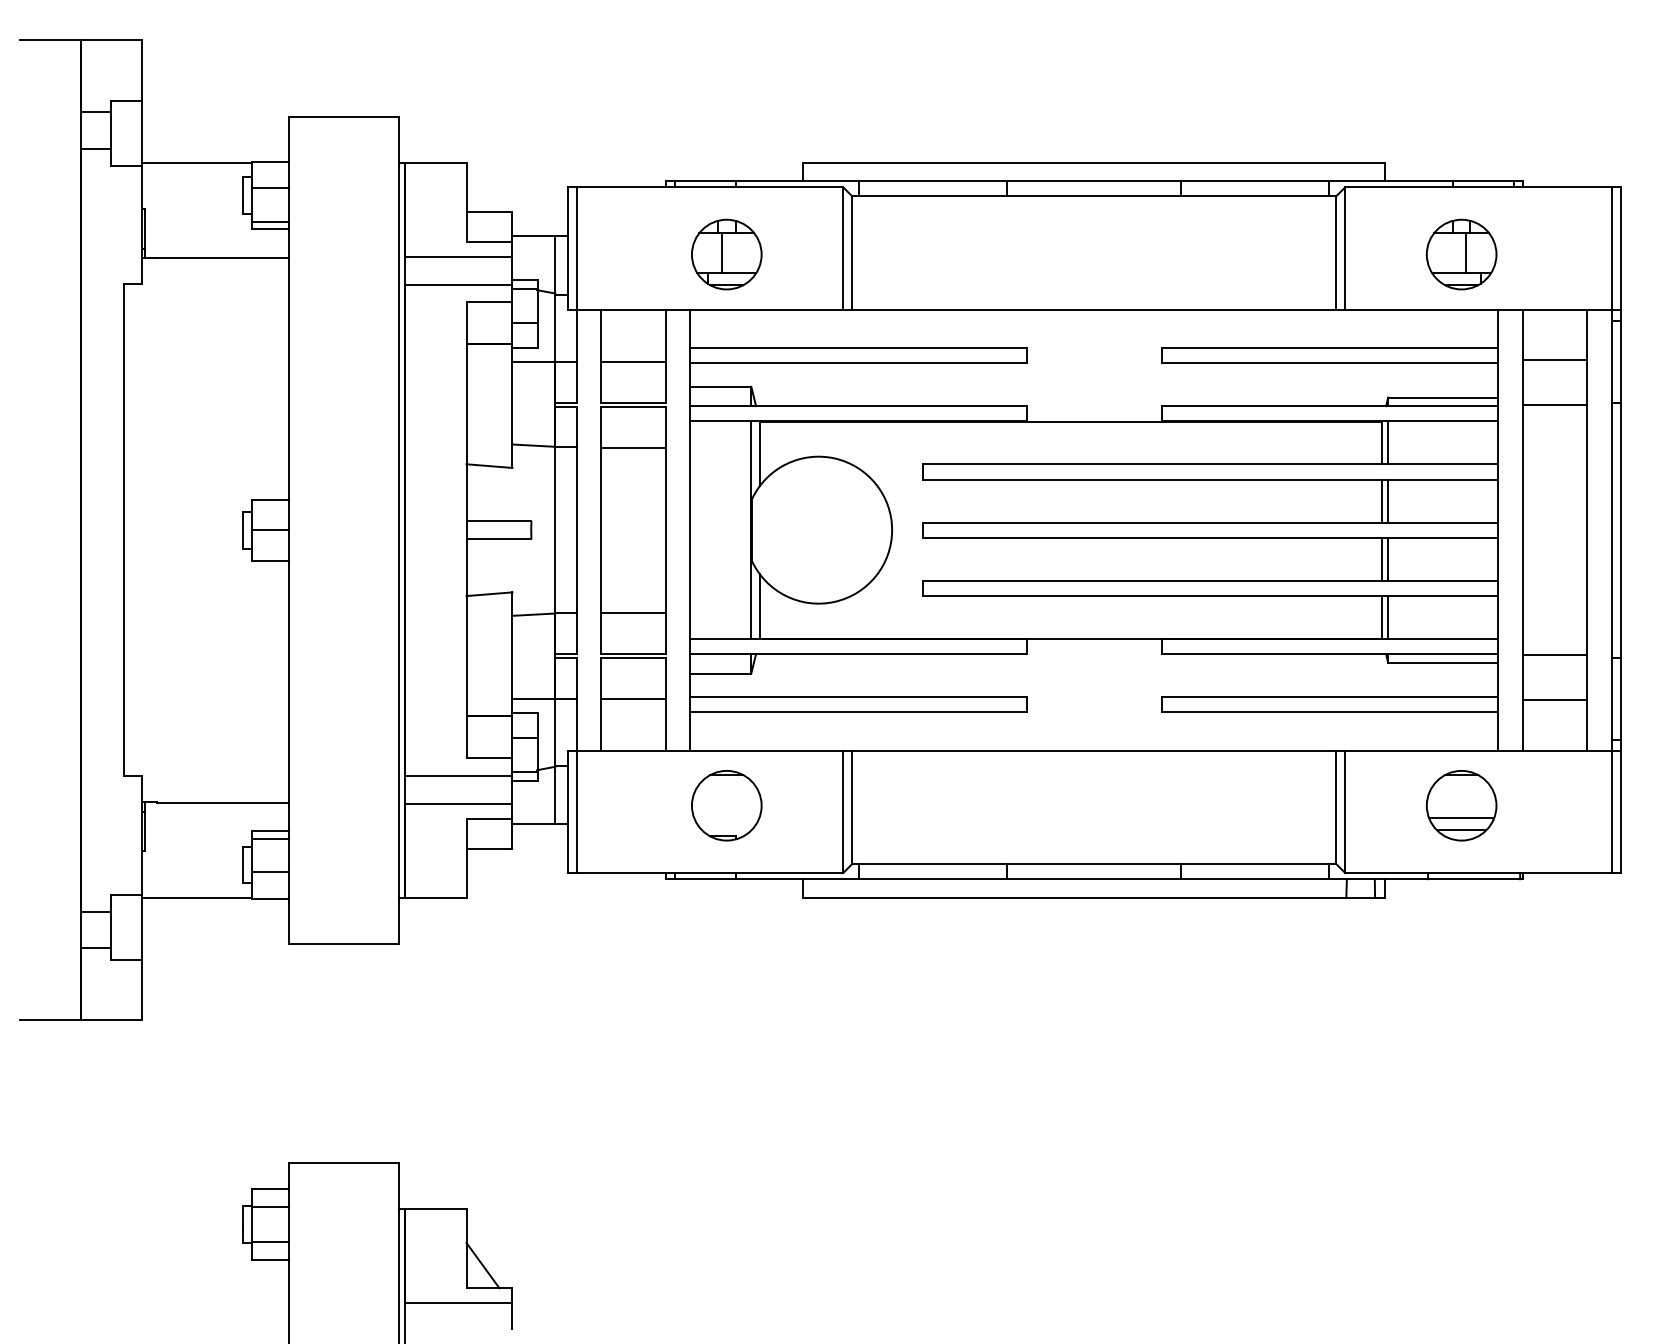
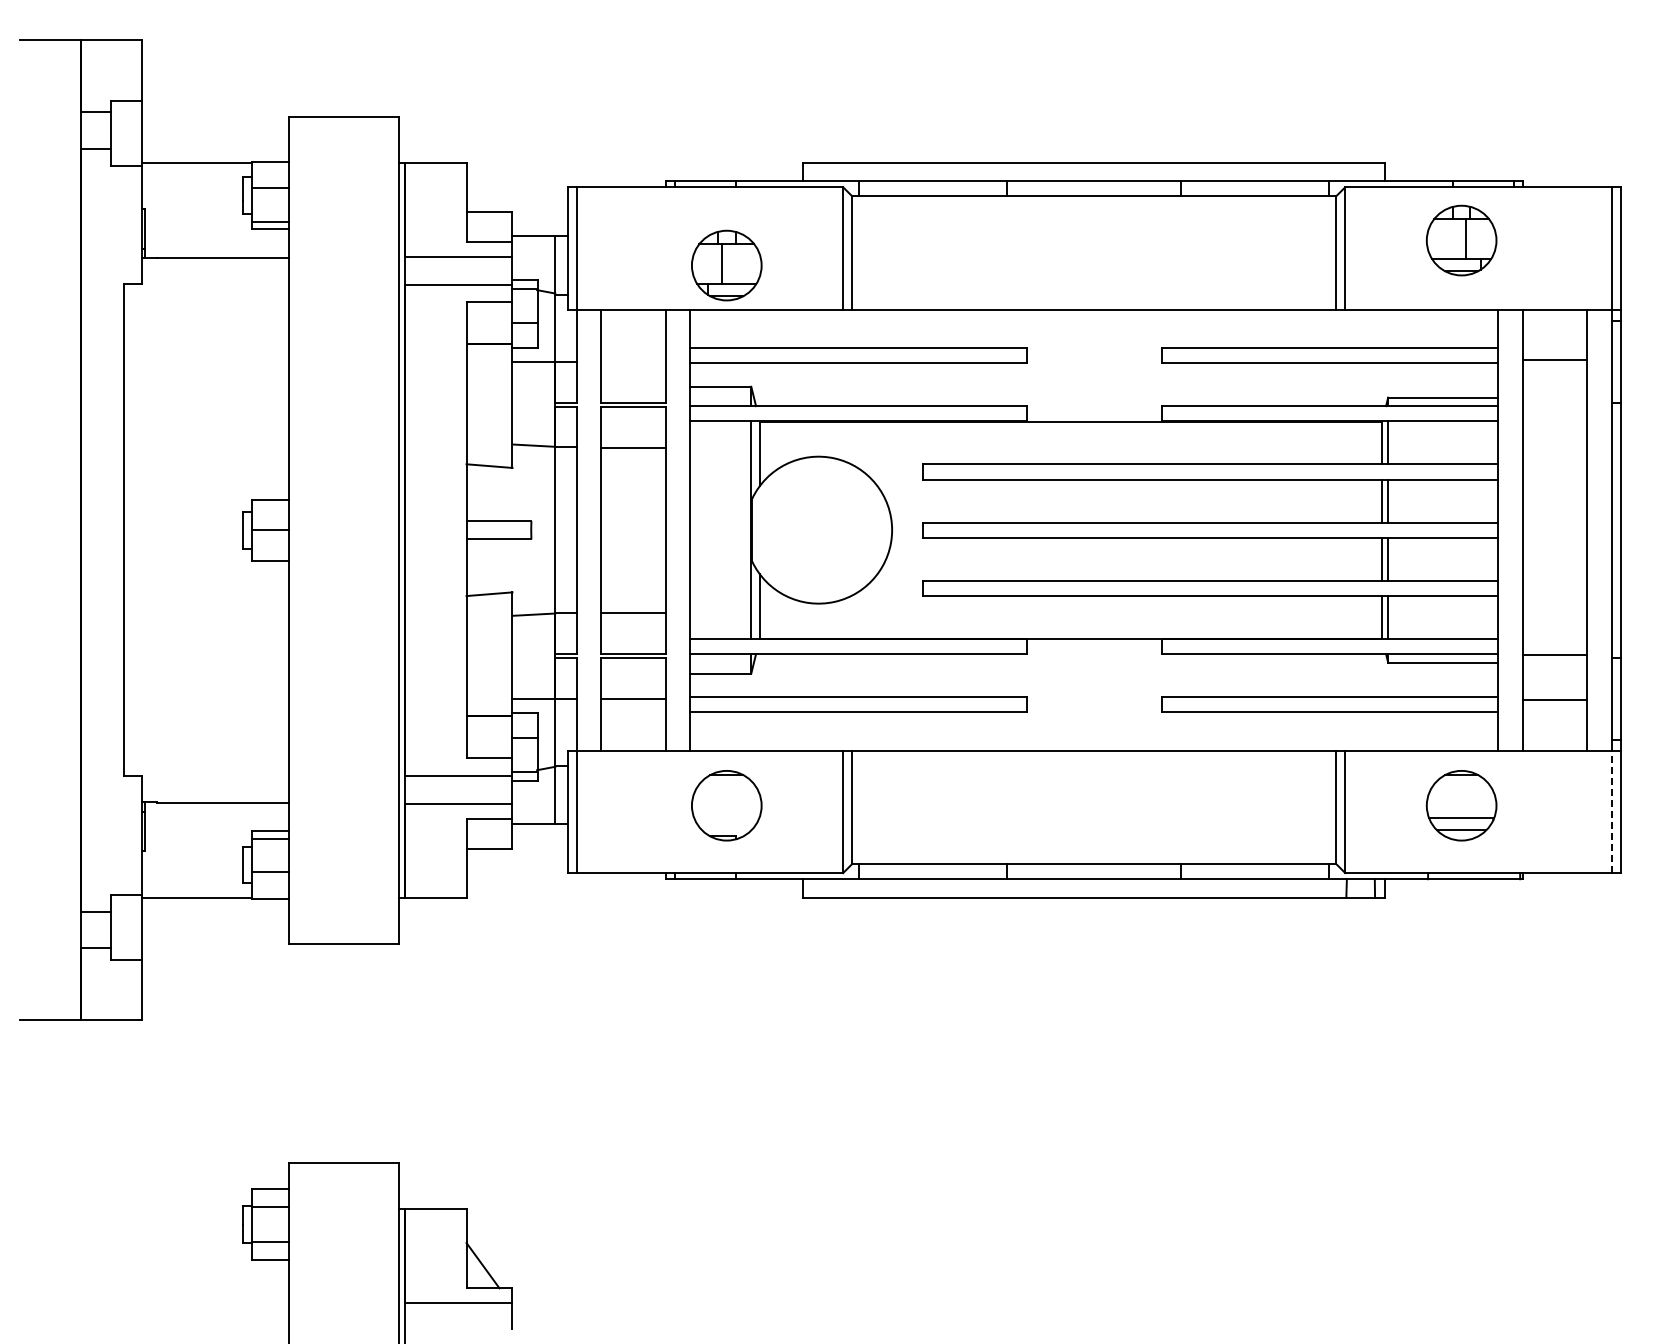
part position: (726, 254) -> (726, 265) (726, 265)
part position: (1461, 254) -> (1461, 240) (1461, 240)
line: present -> none (633, 361)
line: present -> none (1554, 404)
line: solid -> dashed (1611, 811)
